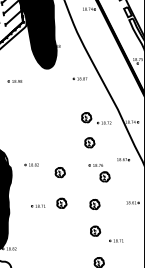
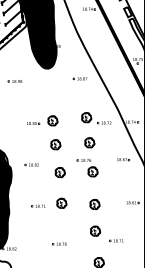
part: none -> present (42, 120)
part: none -> present (55, 144)
part position: (99, 173) -> (87, 168) (87, 168)
part: none -> present (59, 243)
